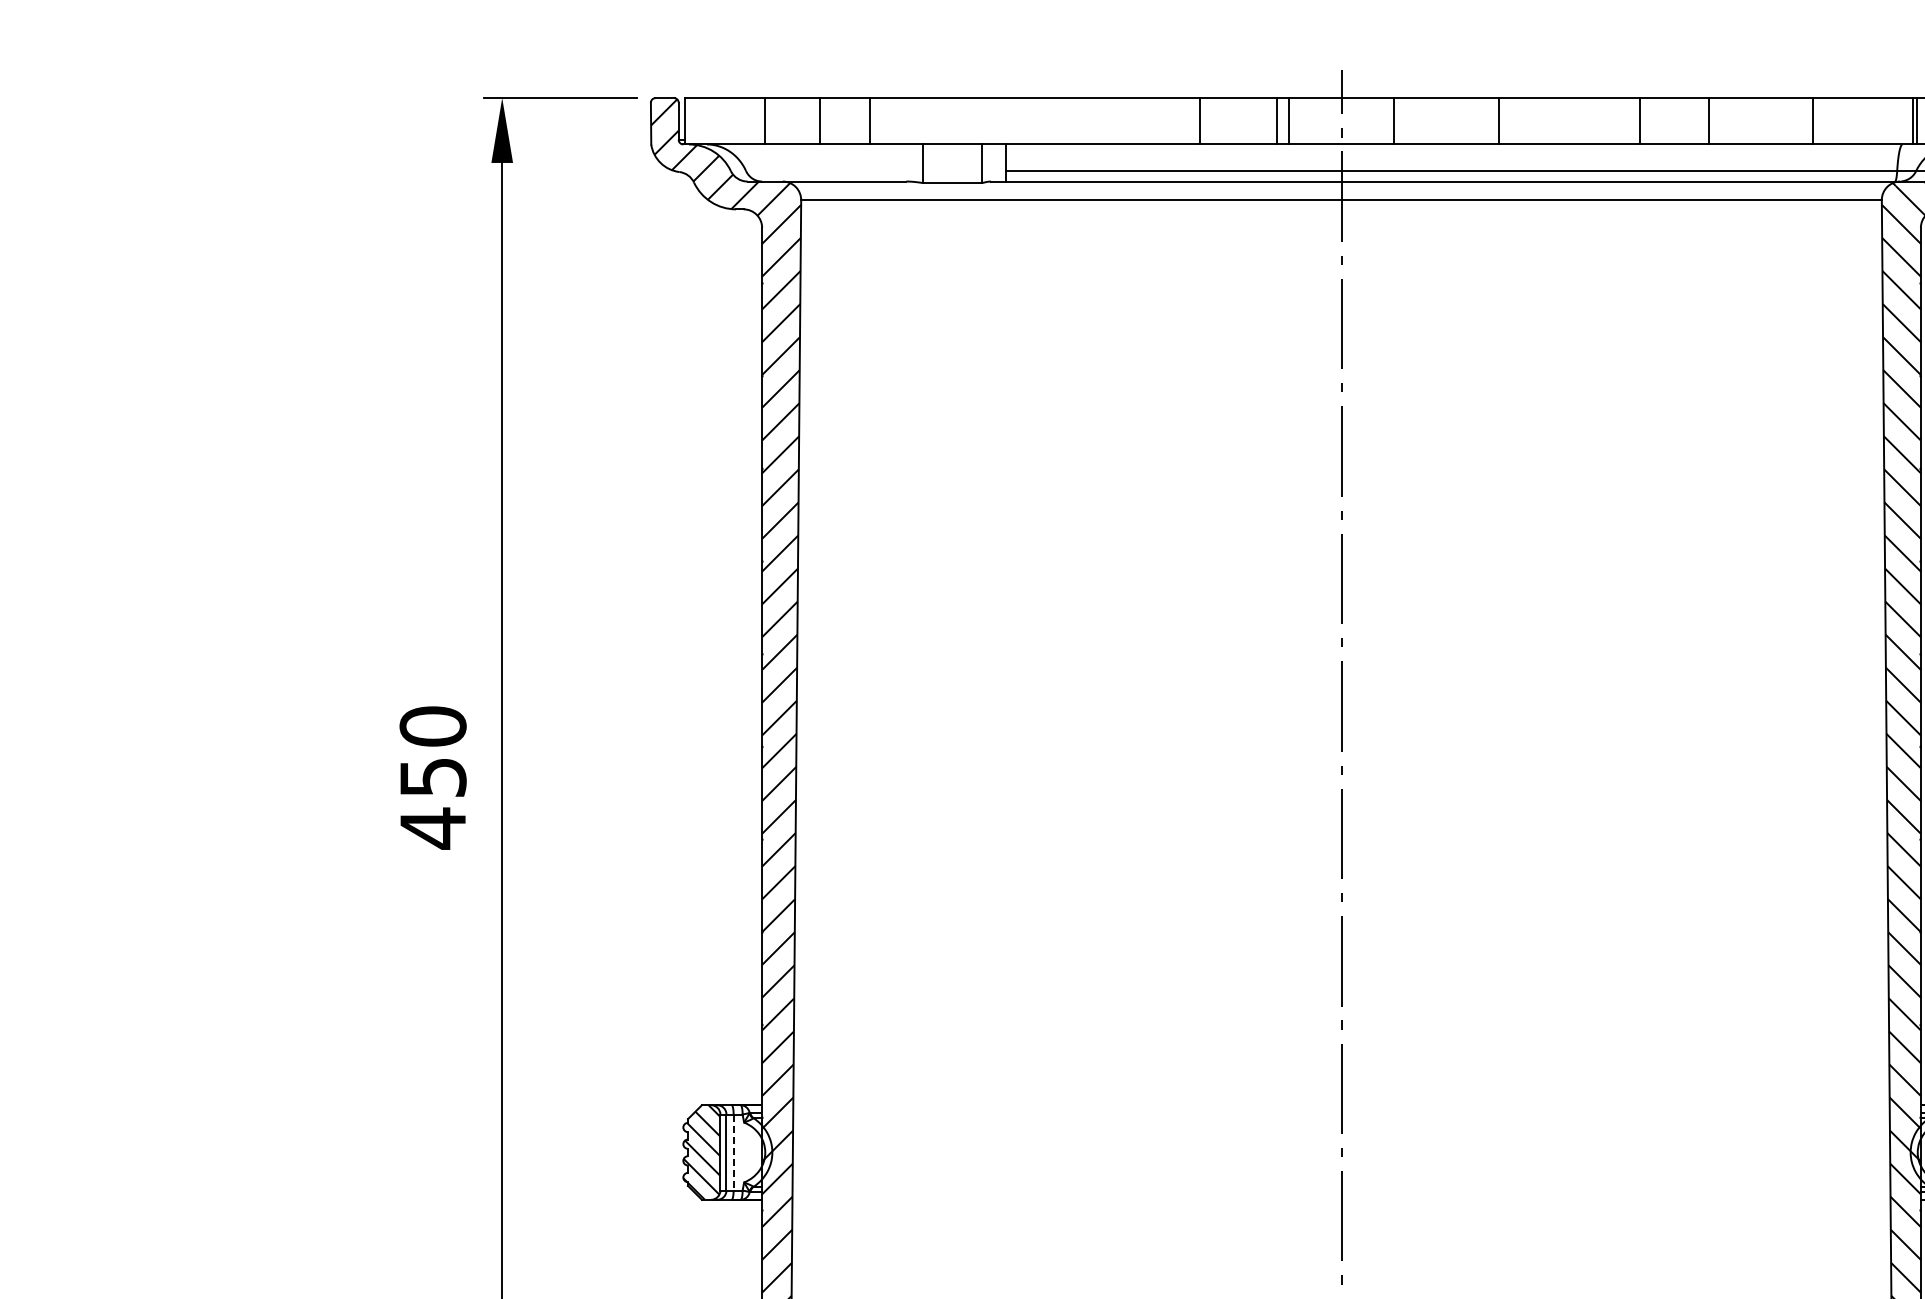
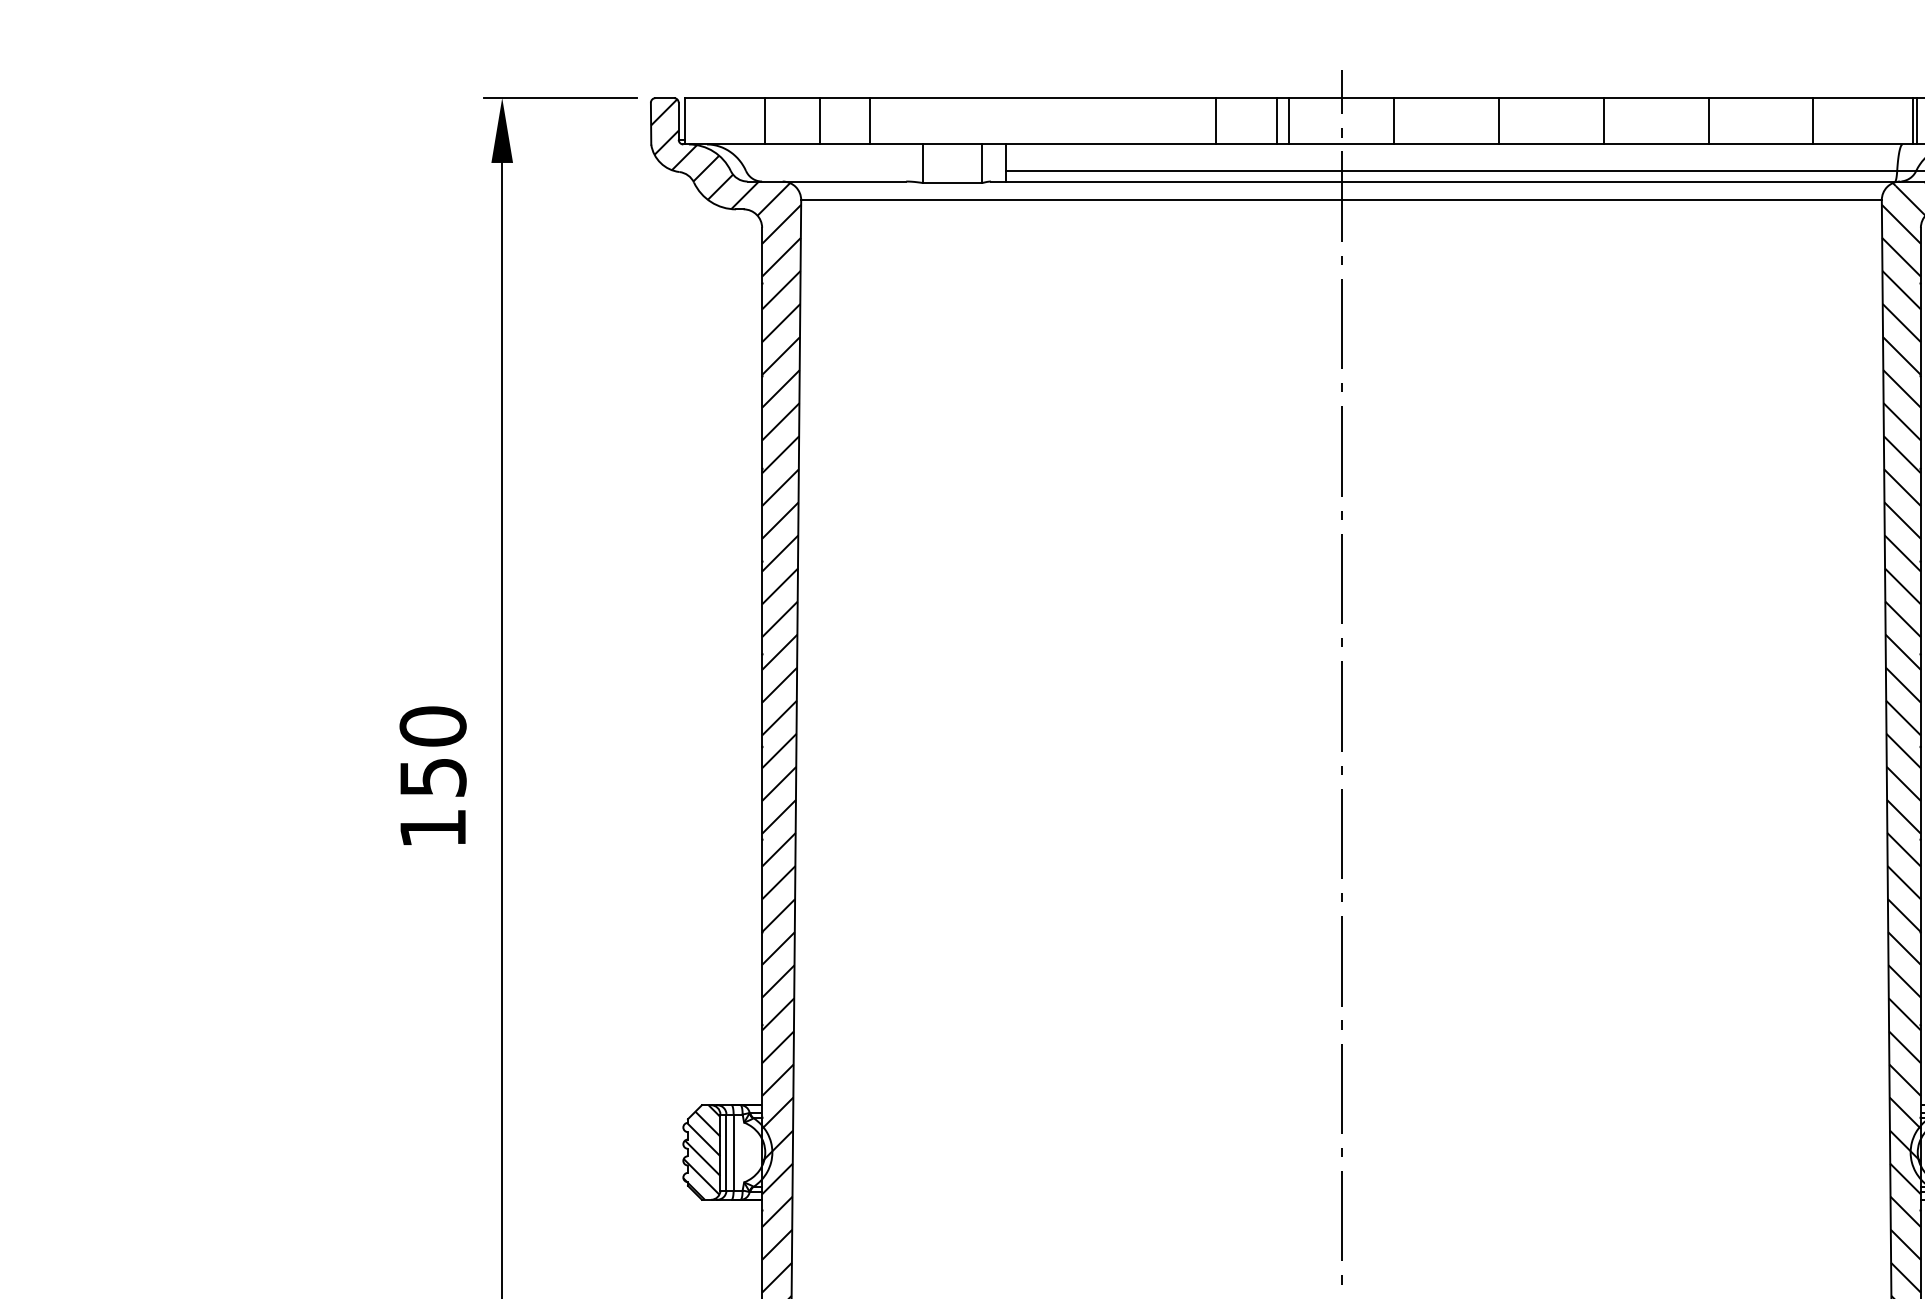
line position: (1200, 121) -> (1216, 121) (1216, 121)
line position: (1639, 121) -> (1603, 121) (1603, 121)
text: 450 -> 150 (432, 828)
line: dashed -> solid (733, 1153)
